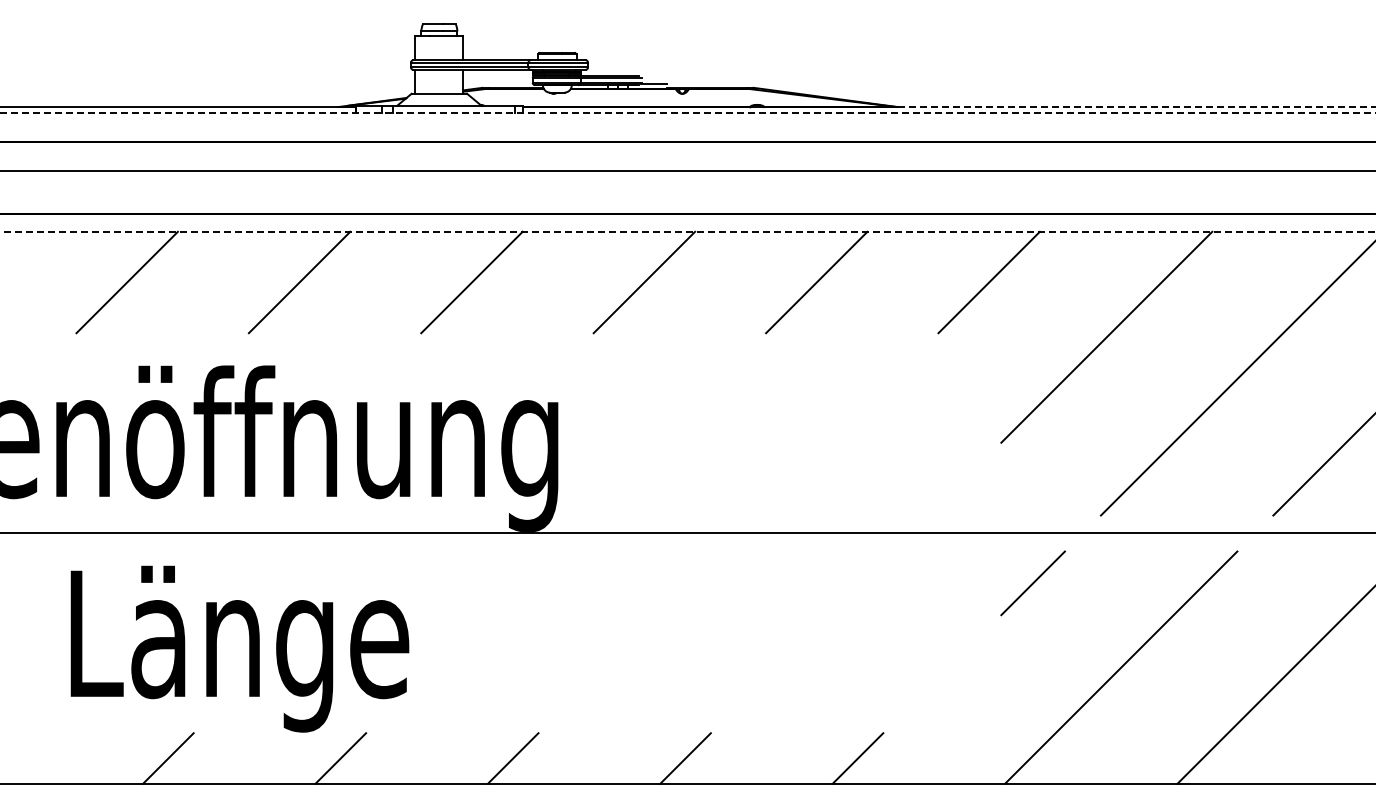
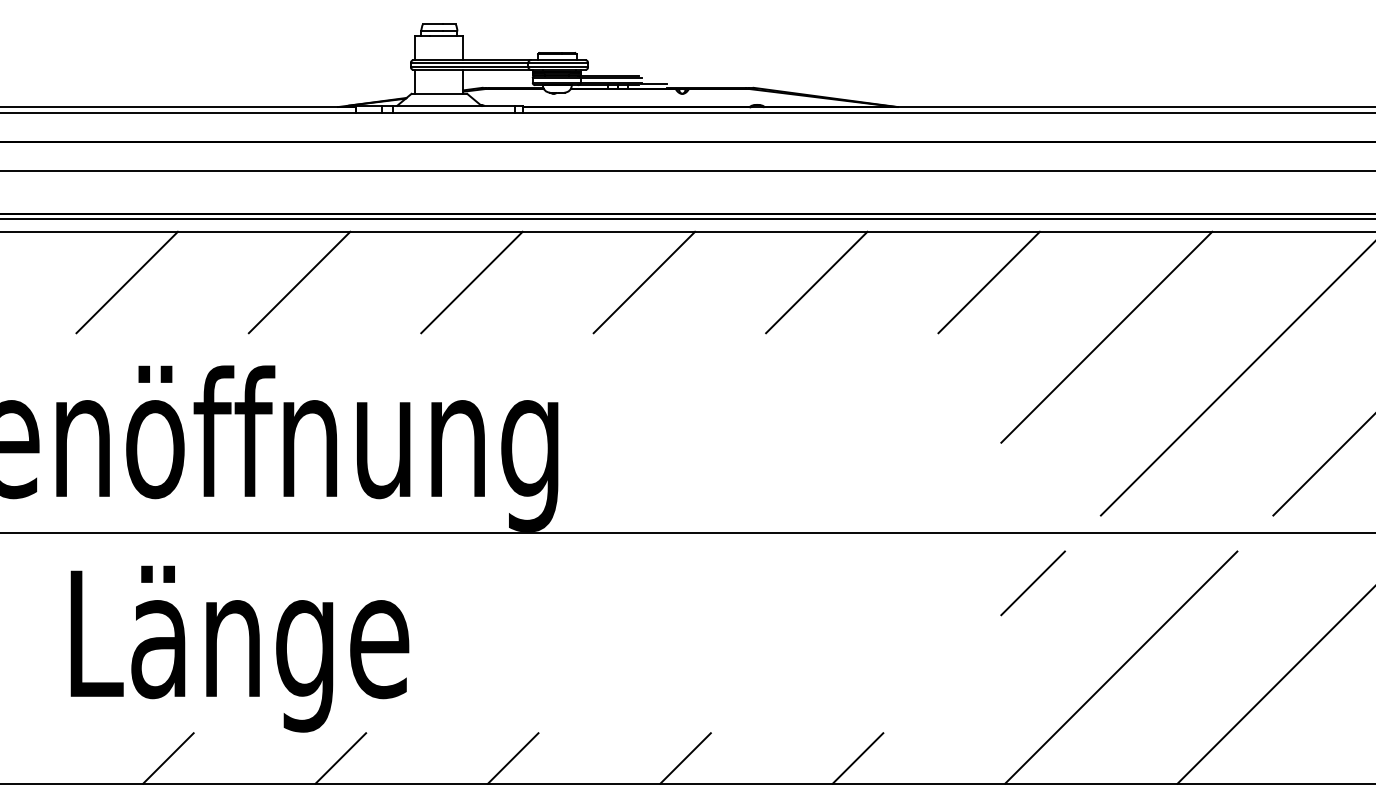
line: dashed -> solid (1136, 107)
line: dashed -> solid (687, 113)
line: none -> present (687, 218)
line: dashed -> solid (688, 231)
